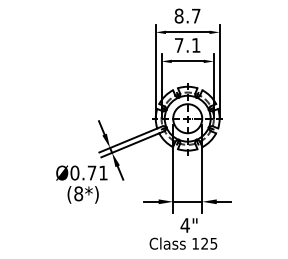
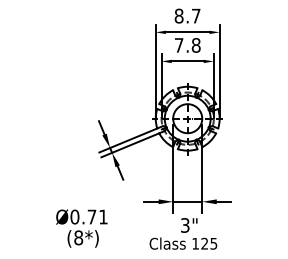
text: 7.1 -> 7.8 (195, 45)
text position: (81, 184) -> (81, 228) (81, 228)
text: 4" -> 3" (184, 225)
